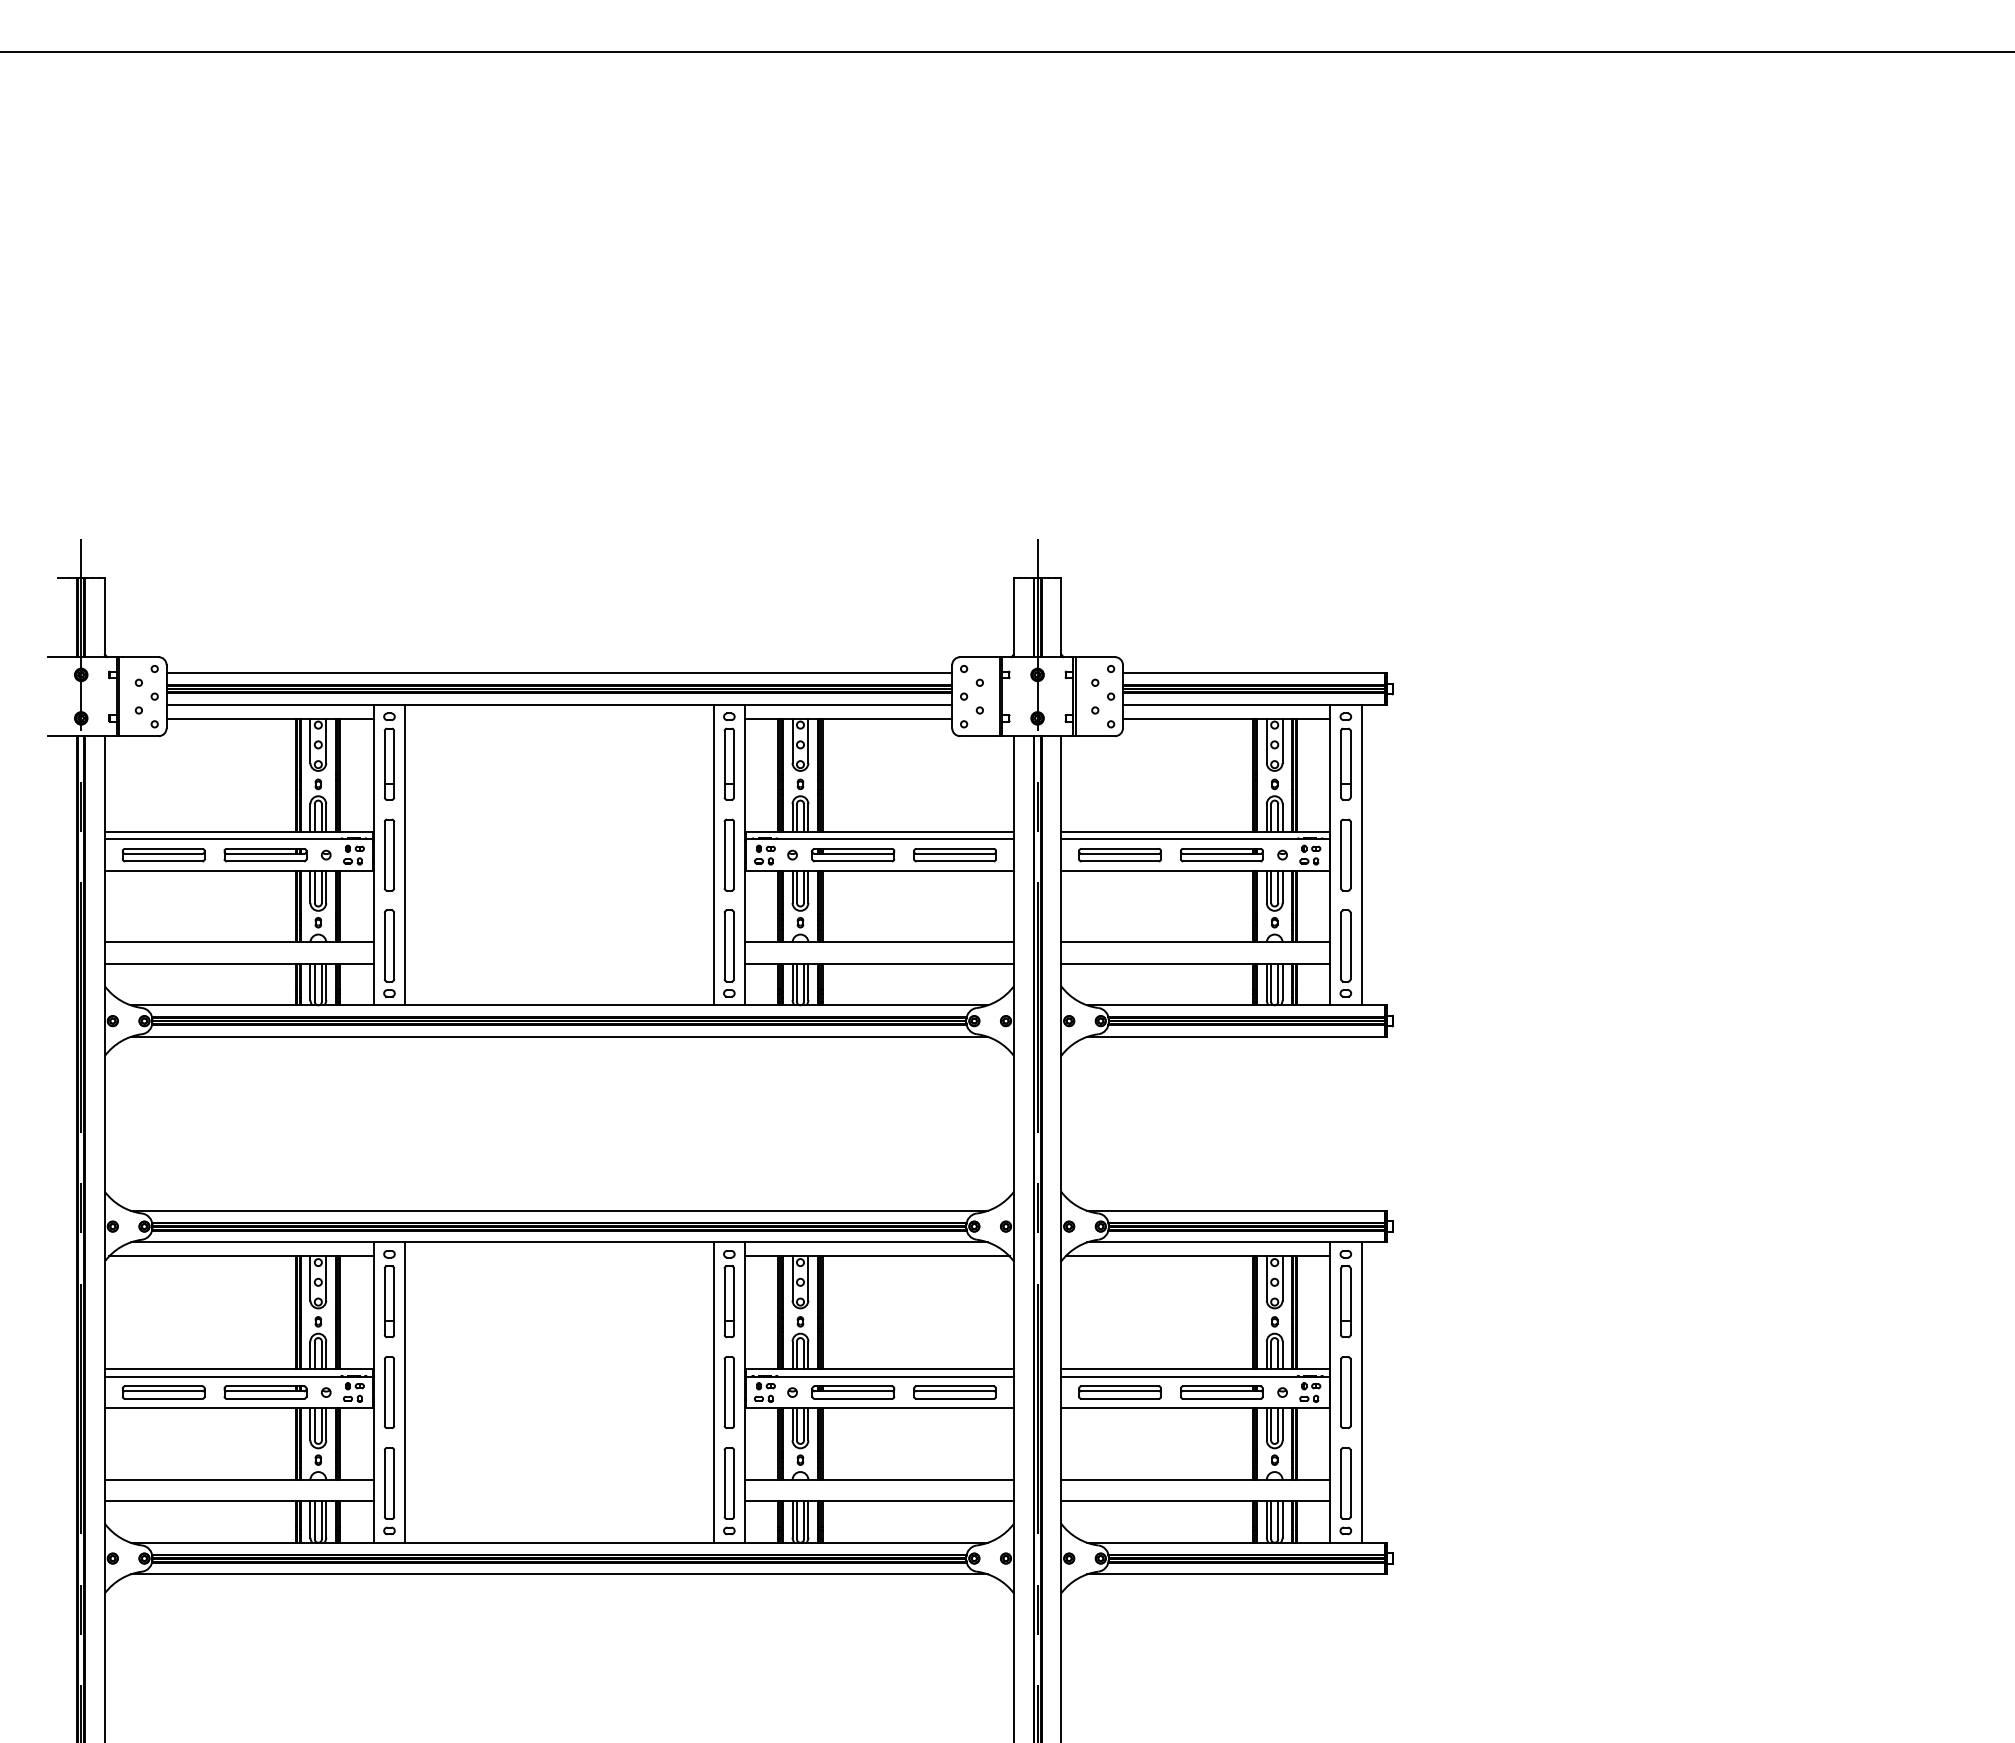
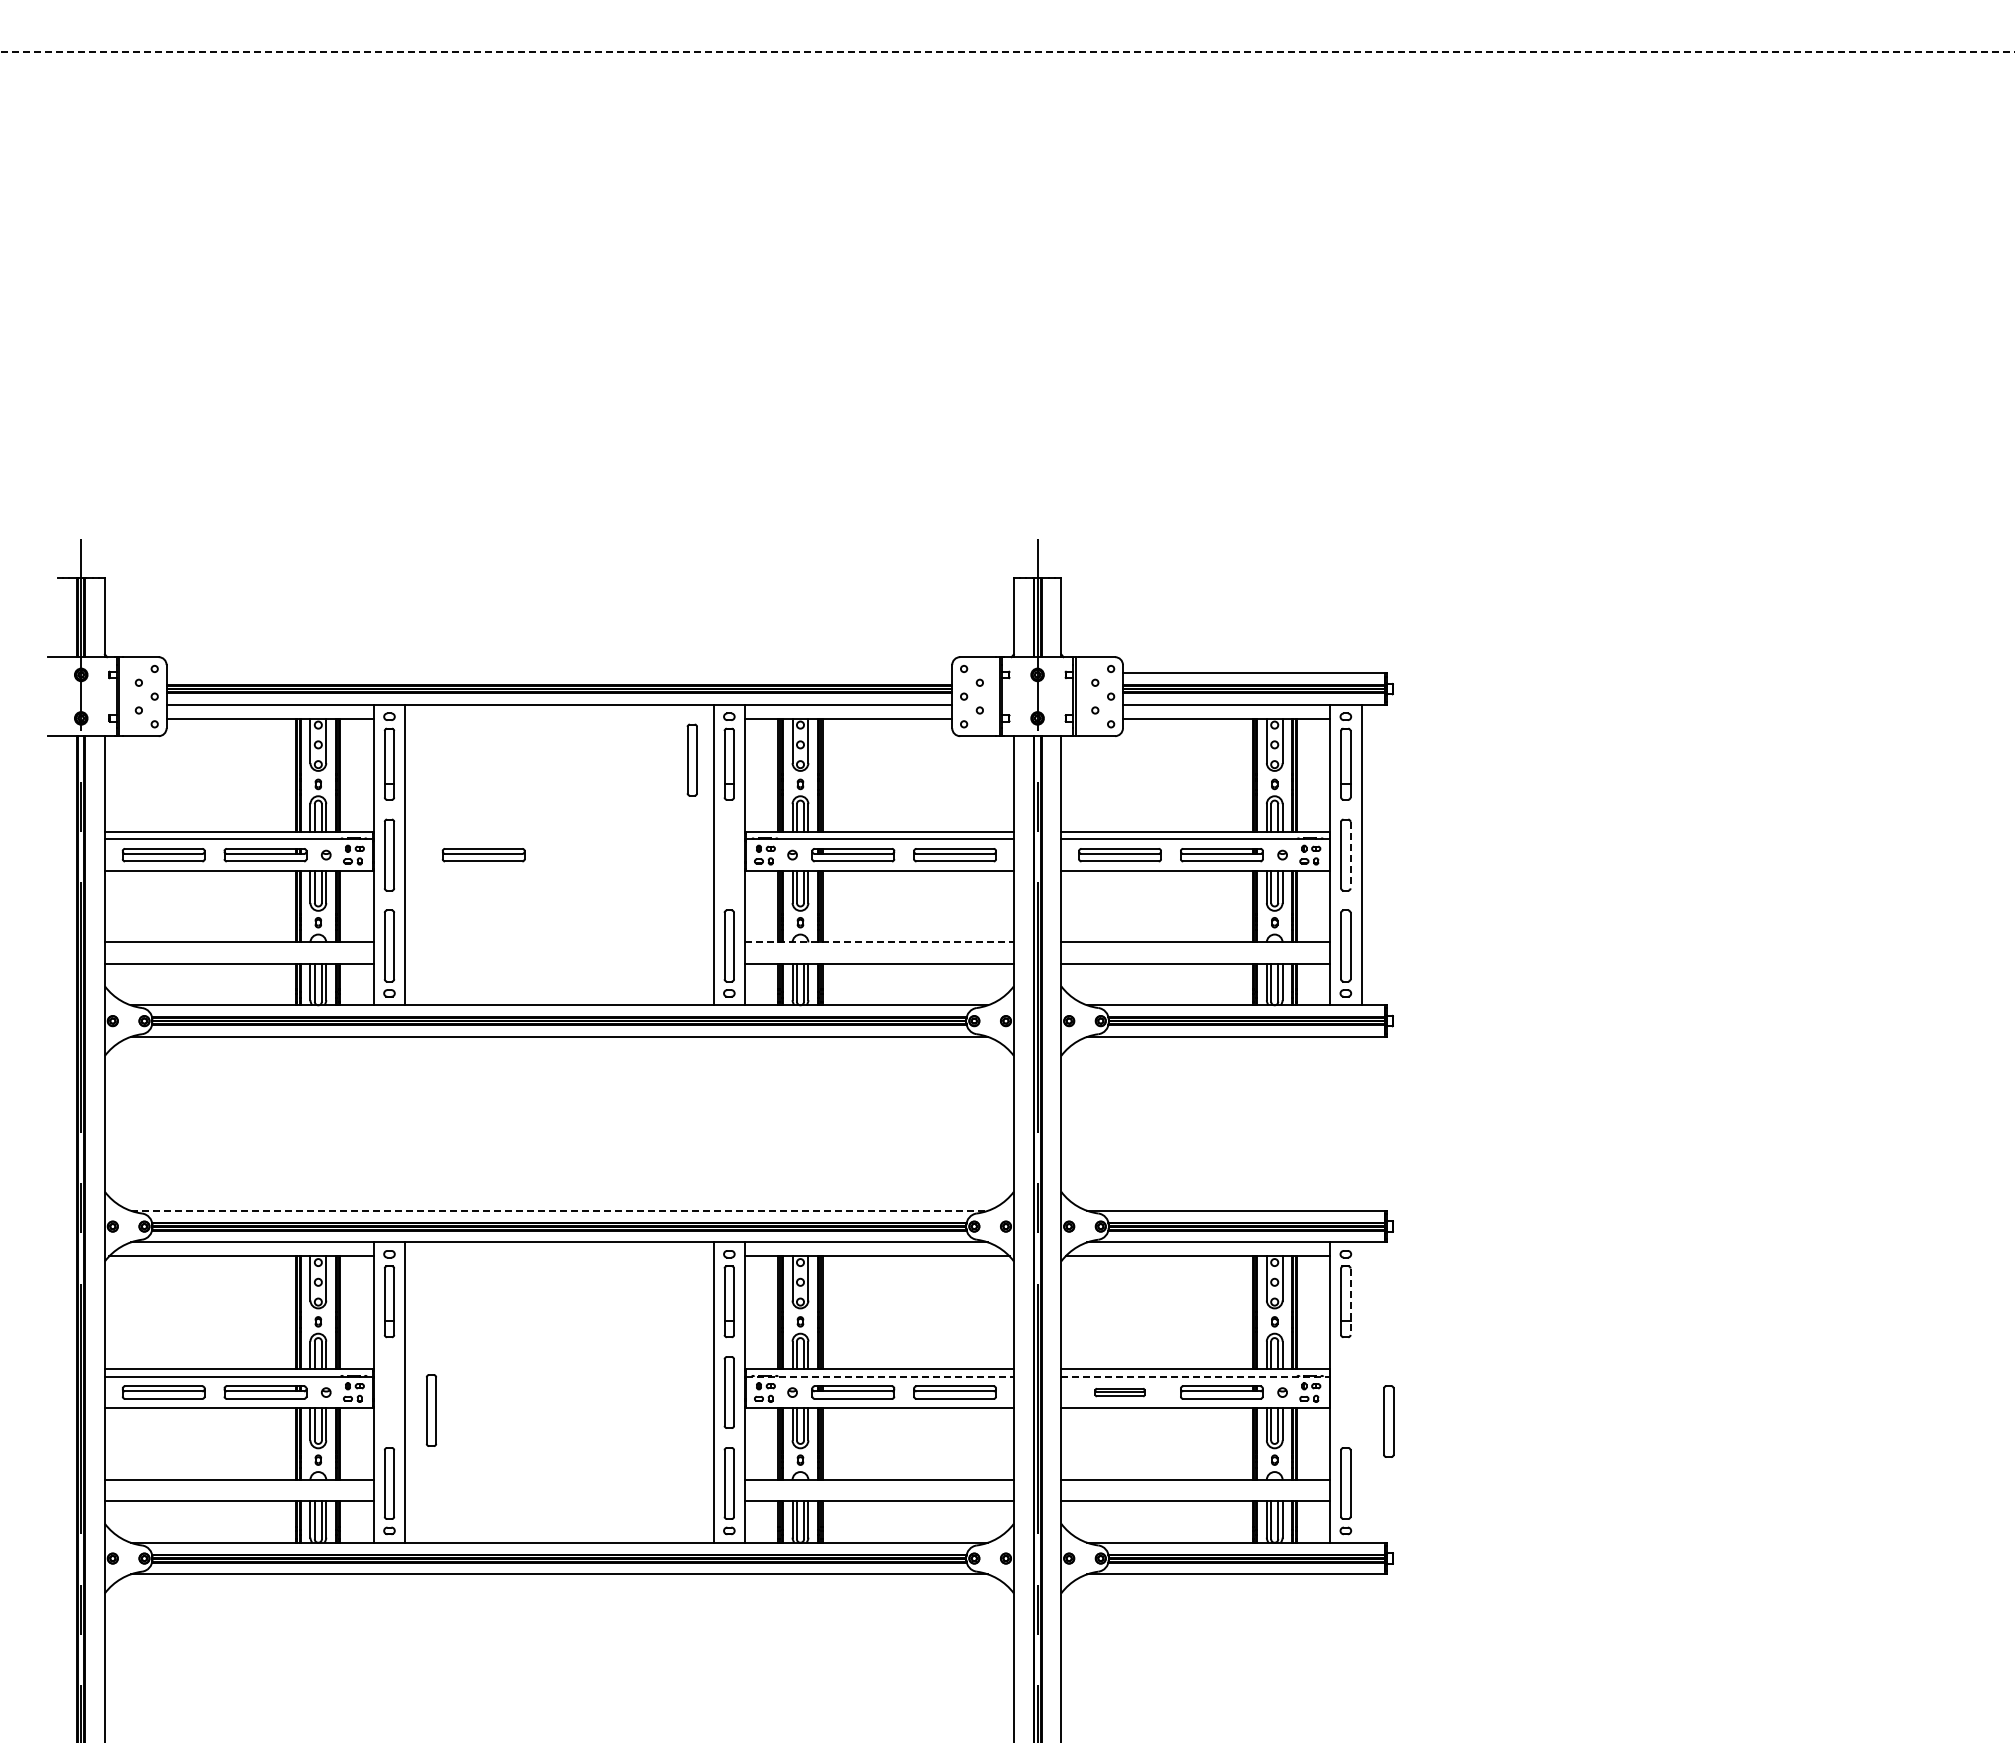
line: solid -> dashed (1007, 52)
line: present -> none (559, 673)
part position: (728, 854) -> (691, 759) (691, 759)
part: none -> present (483, 855)
line: solid -> dashed (1350, 855)
line: solid -> dashed (880, 942)
line: solid -> dashed (559, 1210)
line: solid -> dashed (1350, 1302)
line: solid -> dashed (880, 1376)
line: solid -> dashed (1195, 1376)
part position: (388, 1392) -> (430, 1410) (430, 1410)
part size: 84x15 px -> 52x10 px (1119, 1392)
part position: (1345, 1392) -> (1388, 1421) (1388, 1421)
line: present -> none (1361, 1392)
